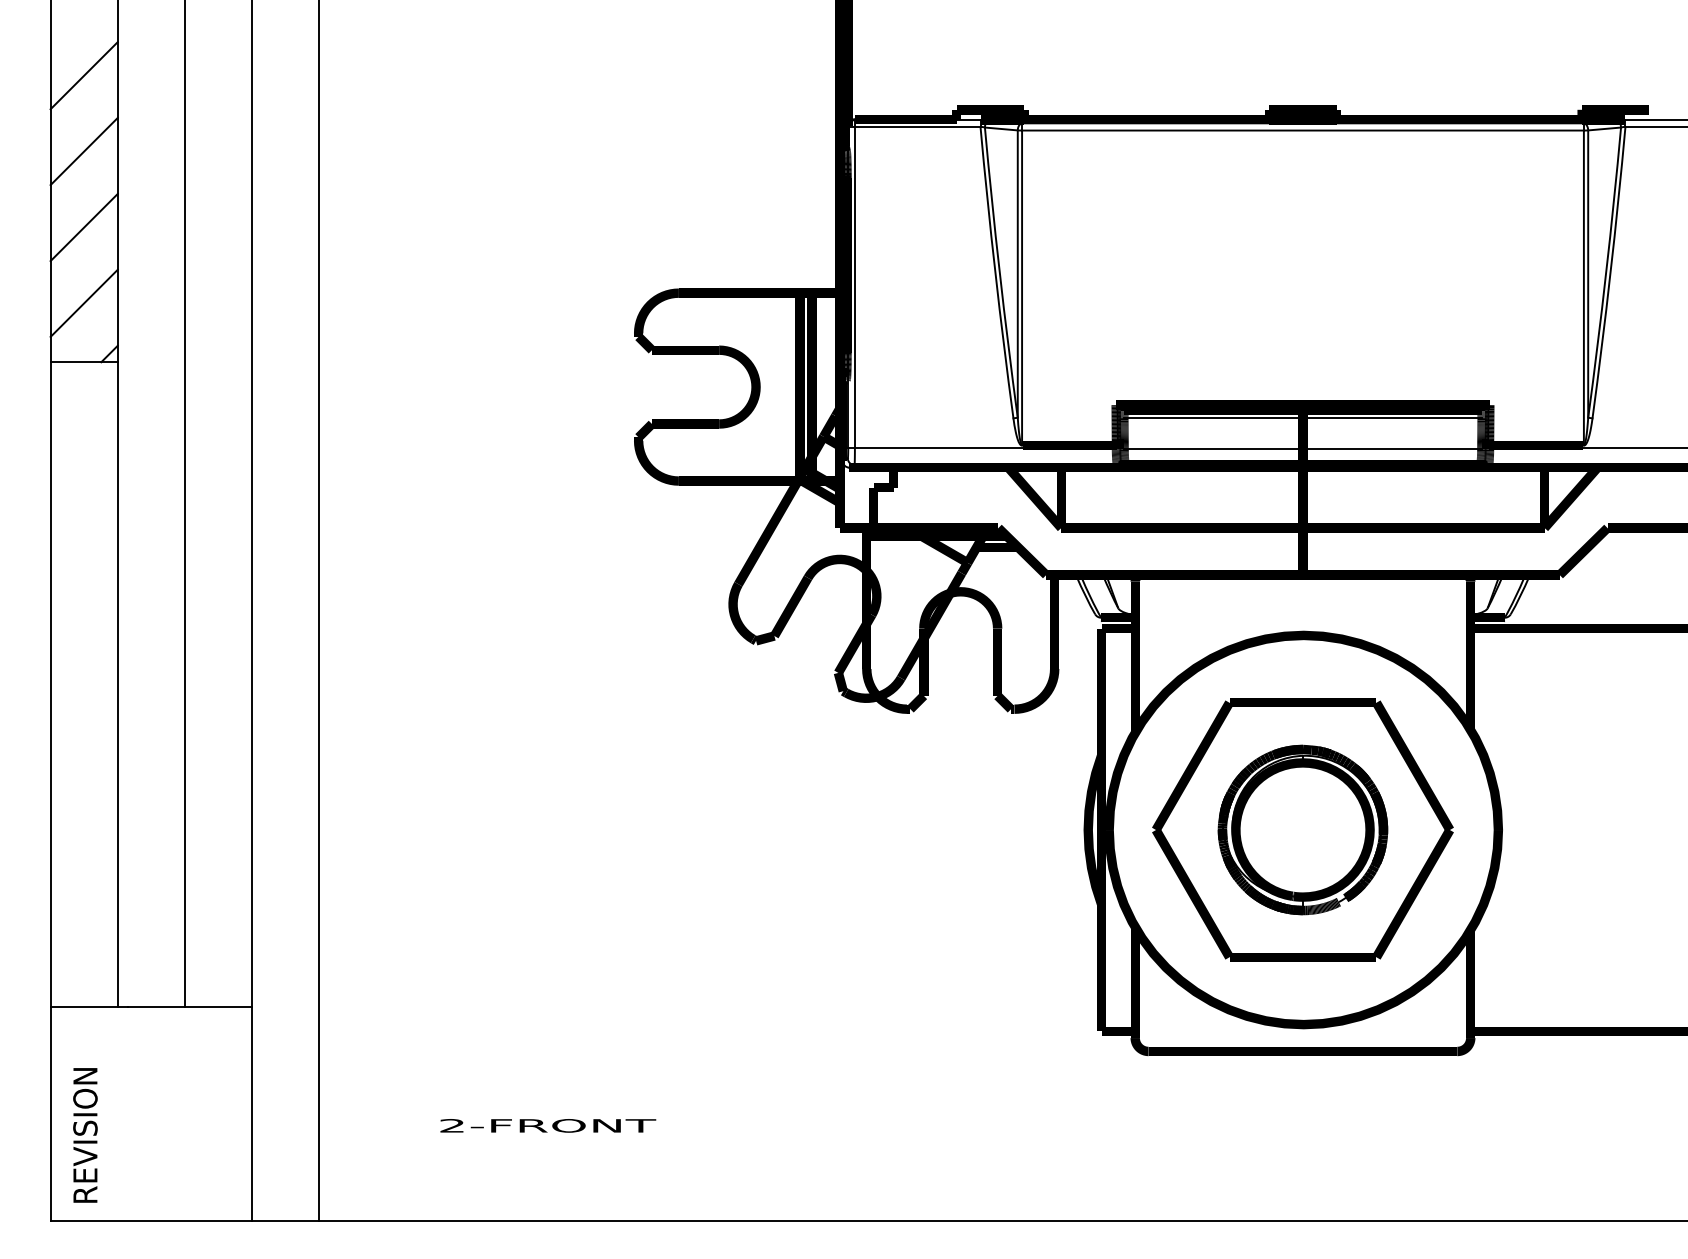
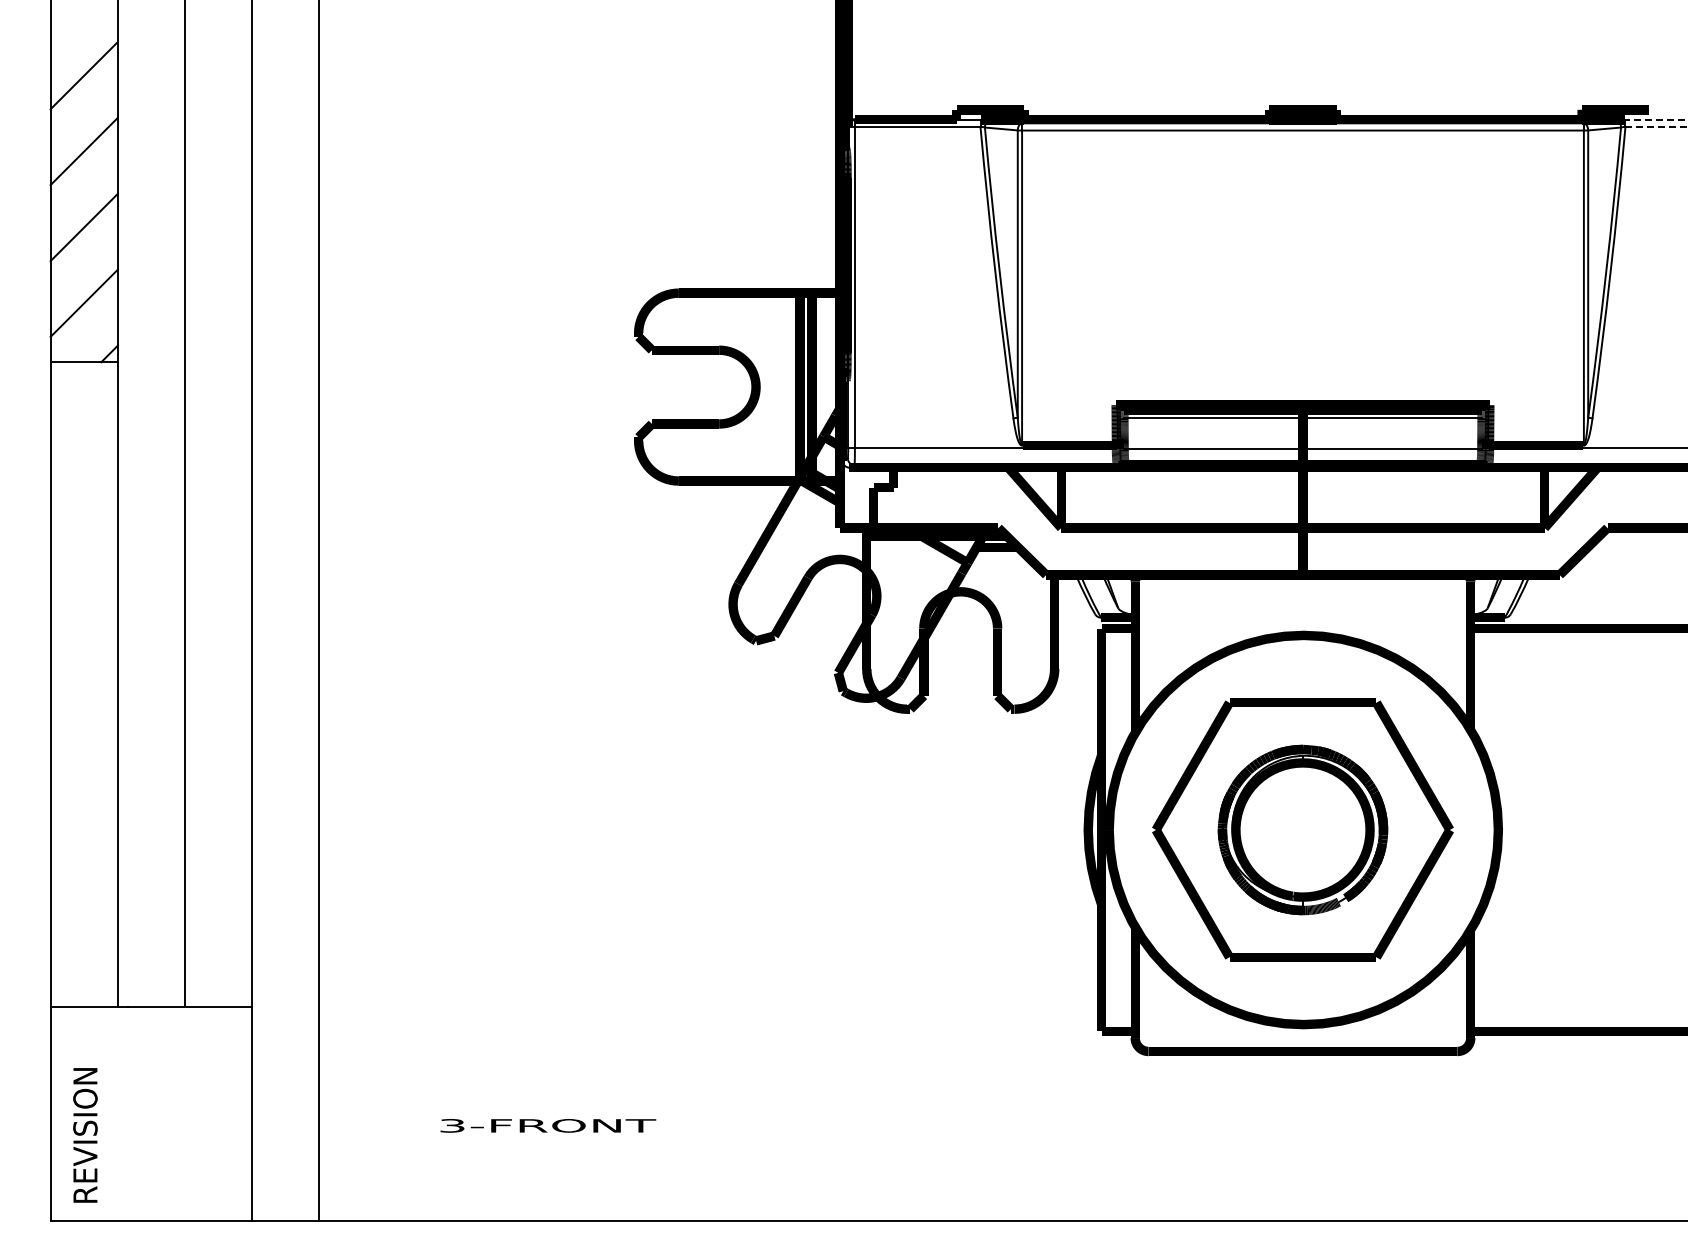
line: solid -> dashed (1656, 120)
line: solid -> dashed (1656, 126)
text: 2-FRONT -> 3-FRONT (452, 1125)
